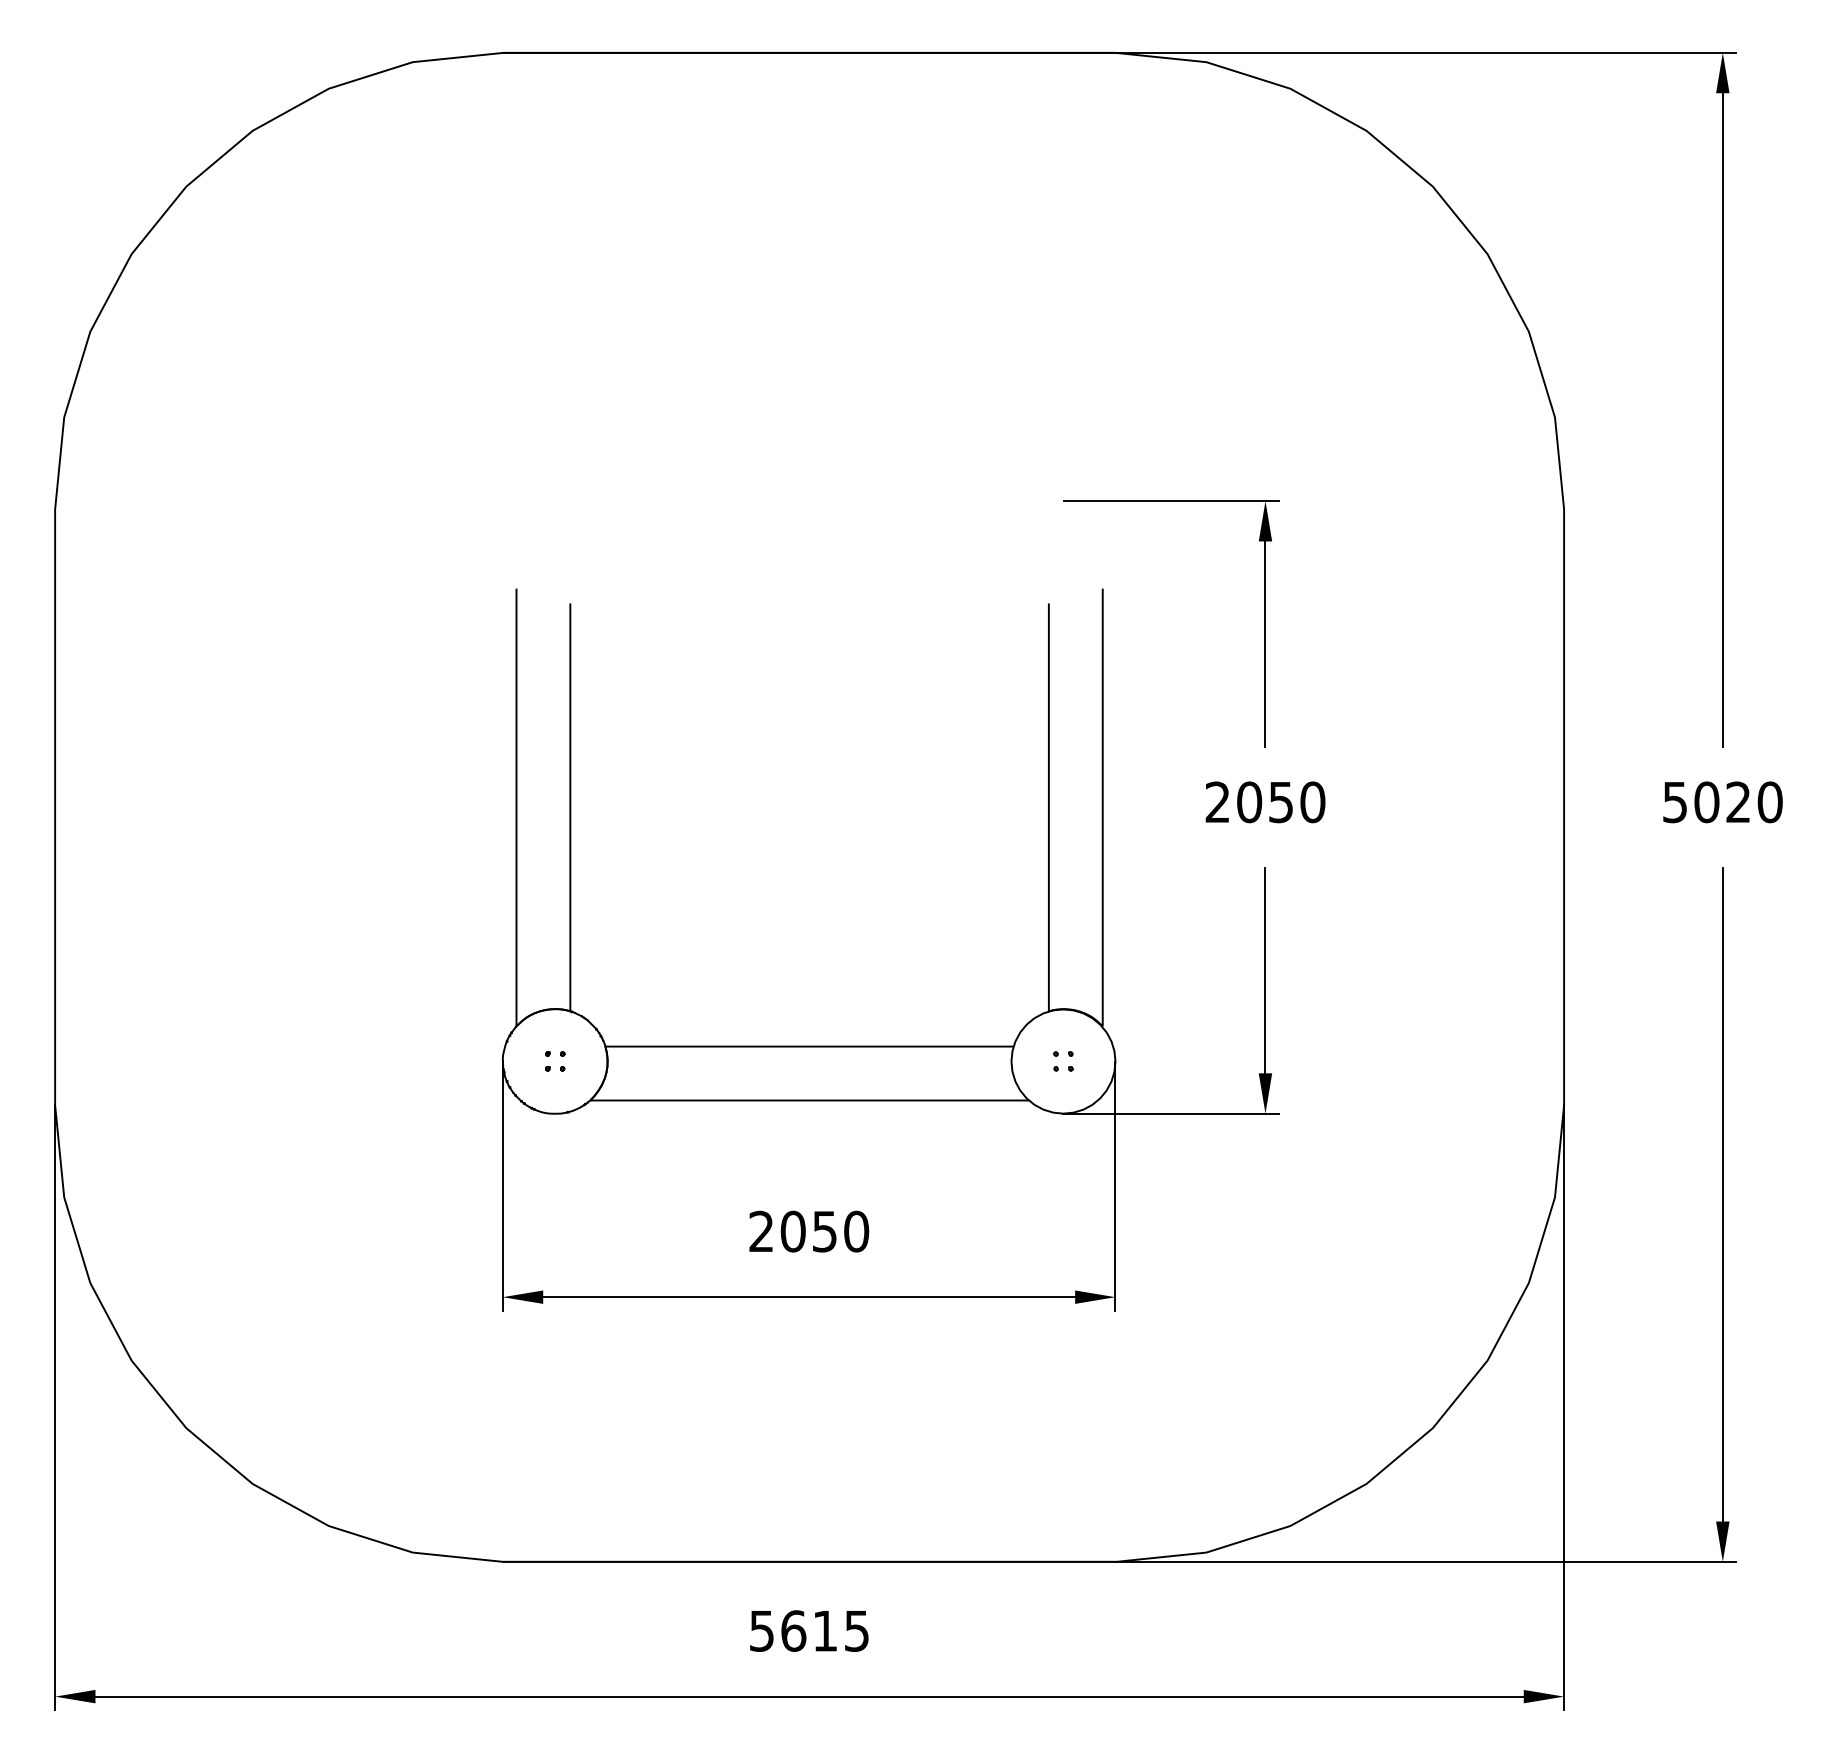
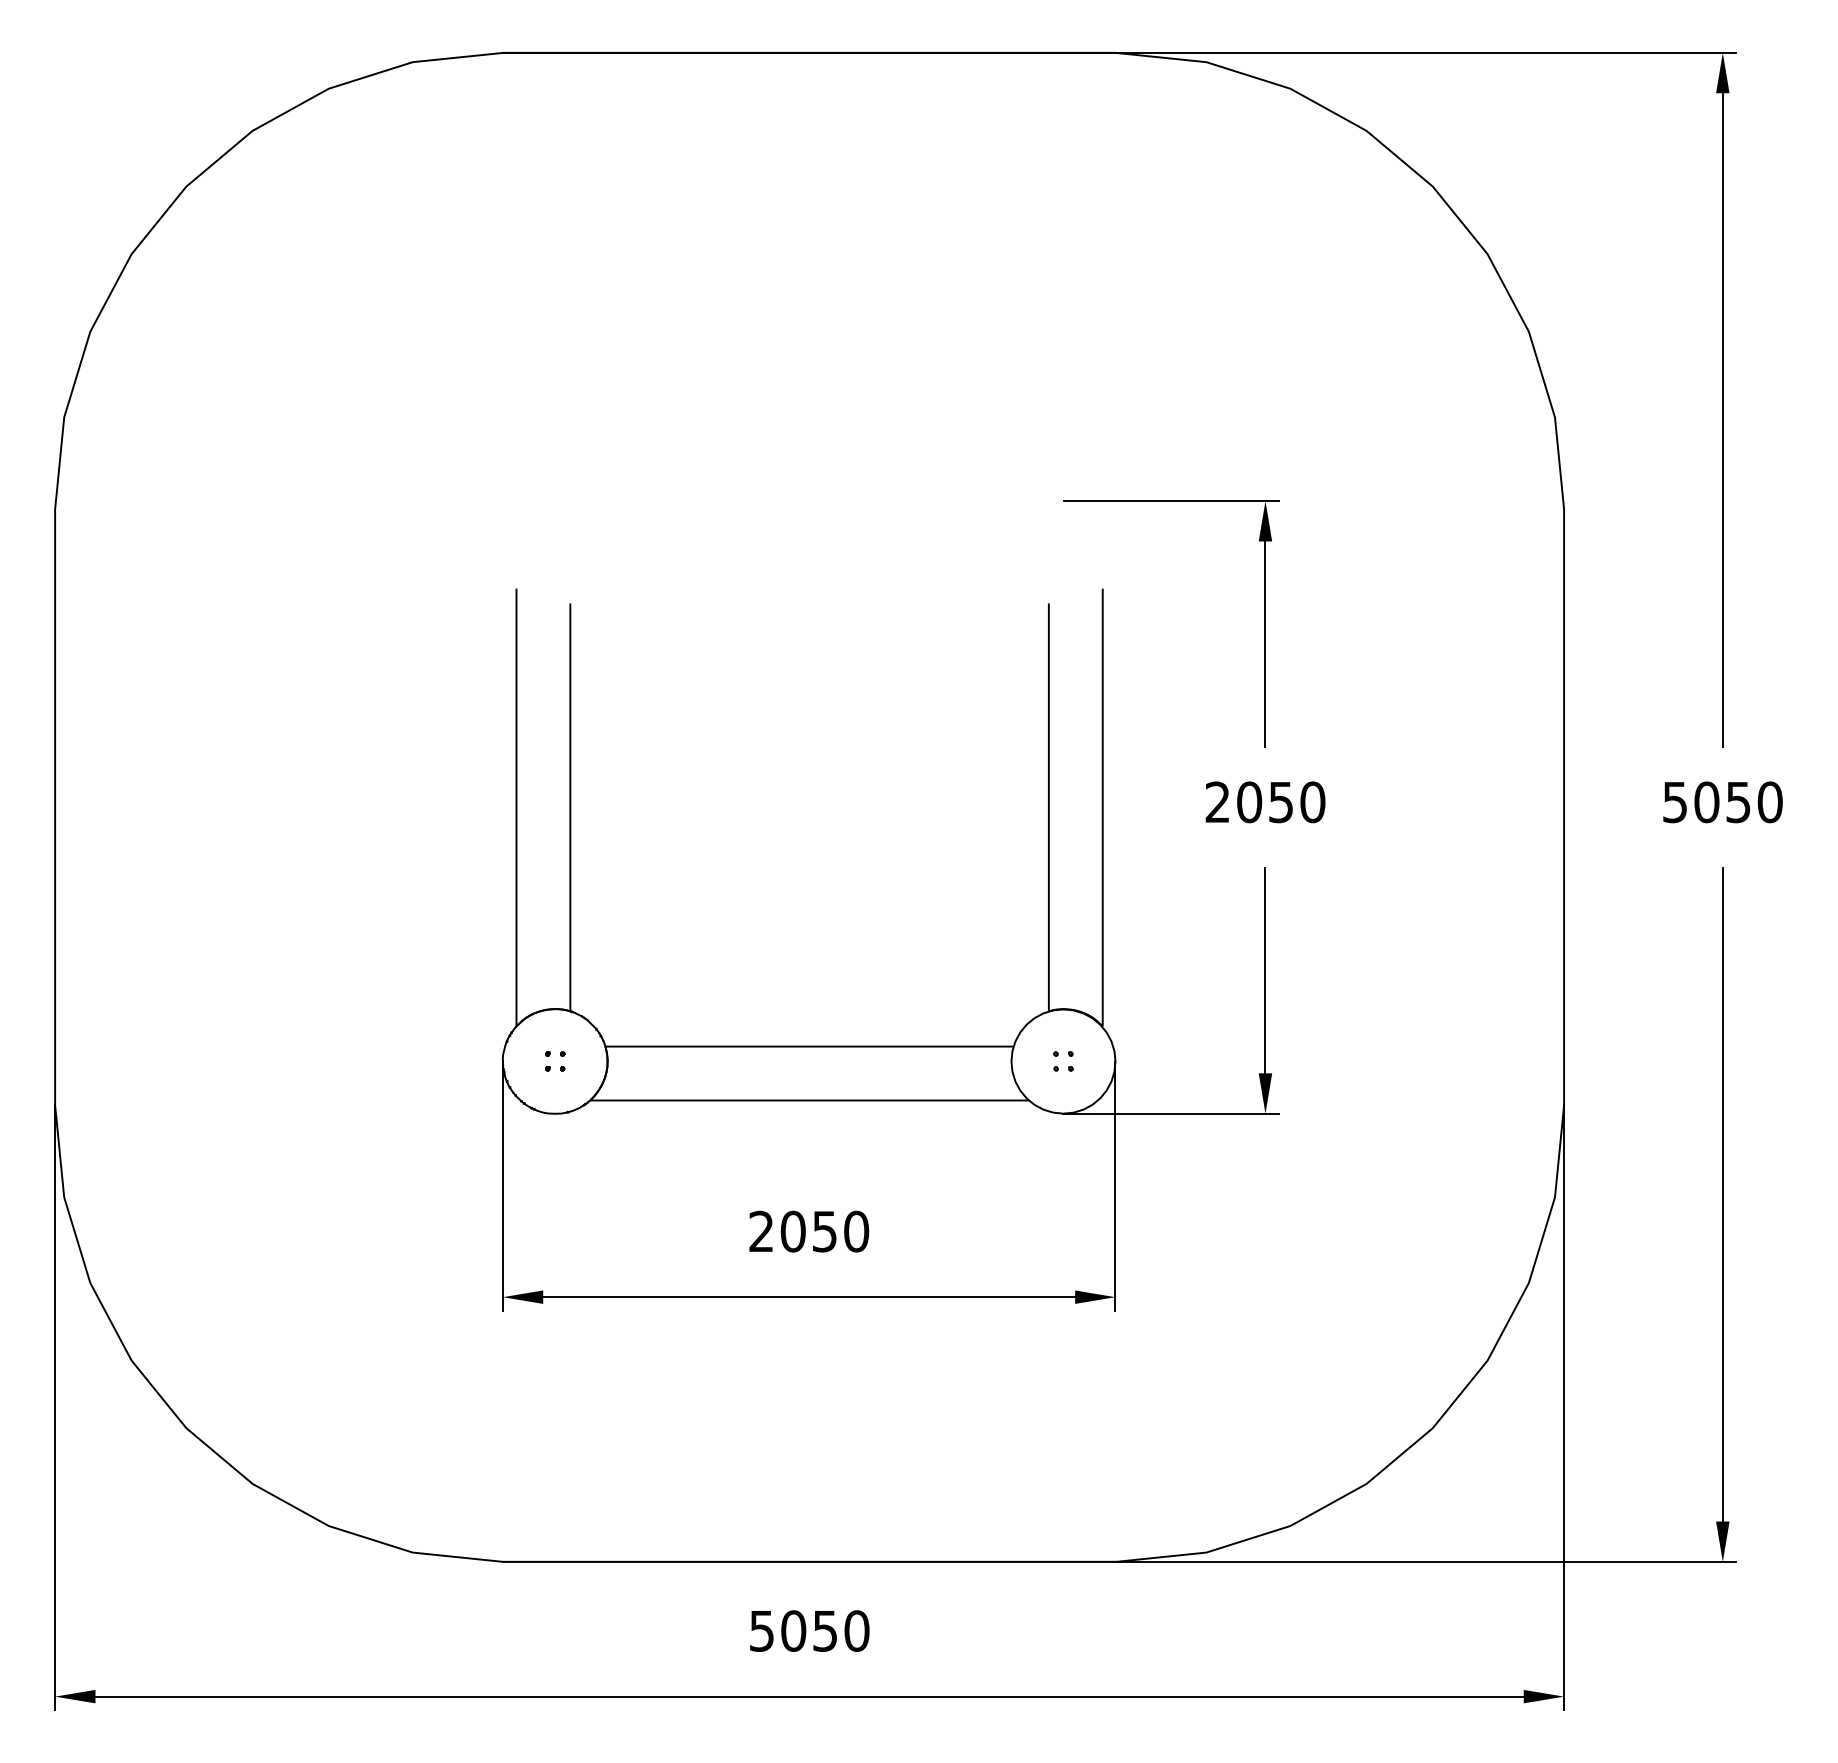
text: 5020 -> 5050 (1738, 802)
text: 5615 -> 5050 (825, 1630)
